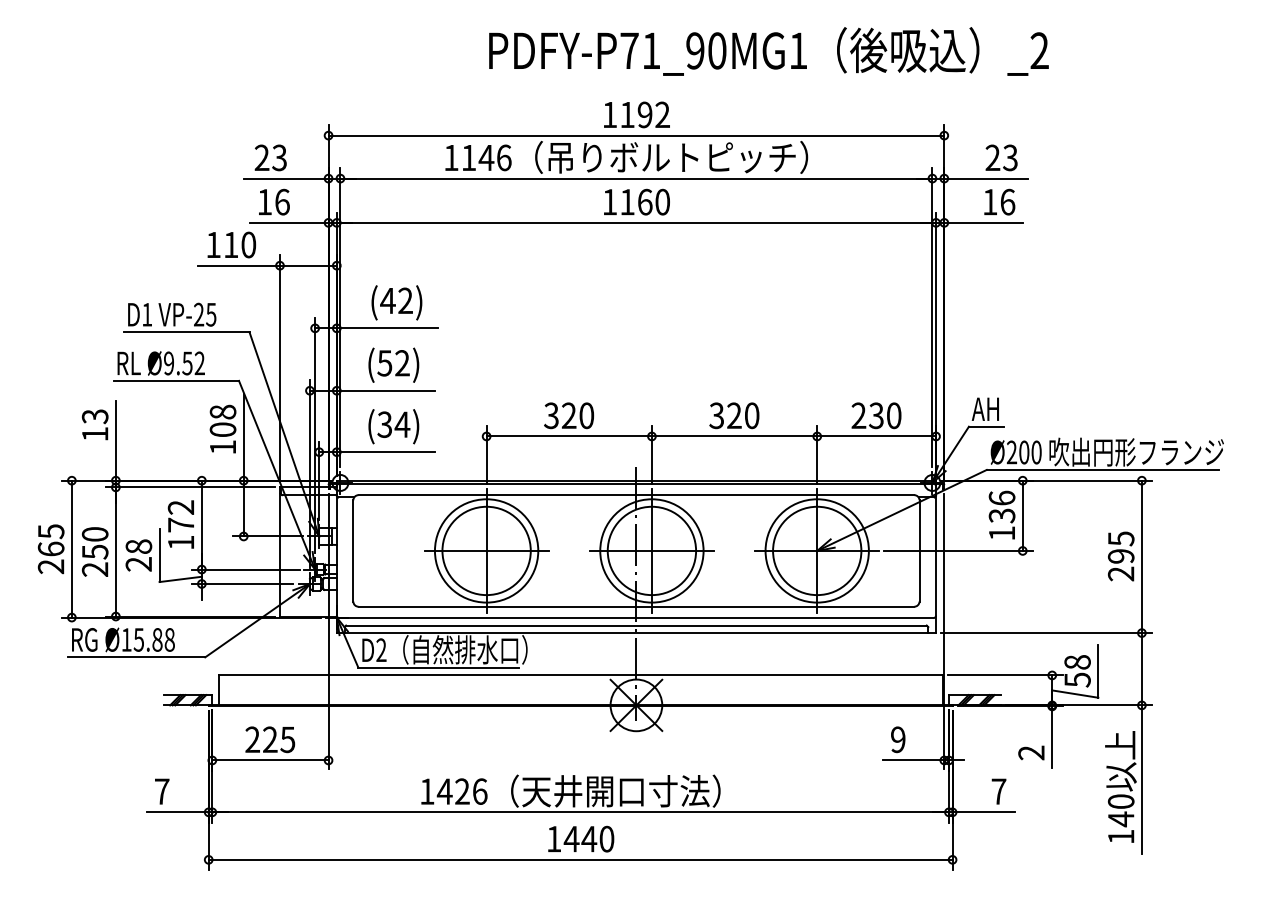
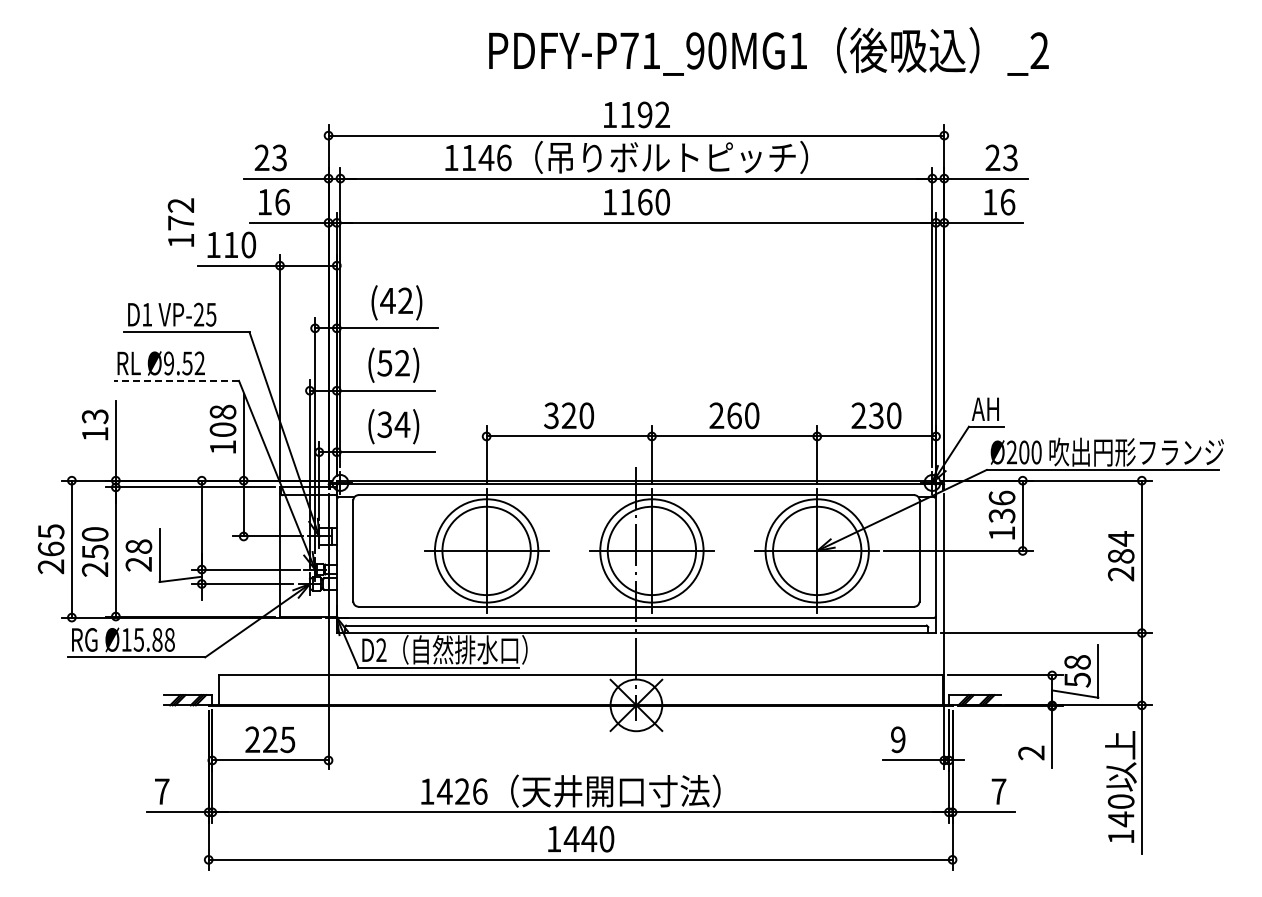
line: solid -> dashed (176, 380)
text: 320 -> 260 (725, 415)
text position: (180, 524) -> (180, 222) (180, 222)
text: 295 -> 284 (1120, 547)
